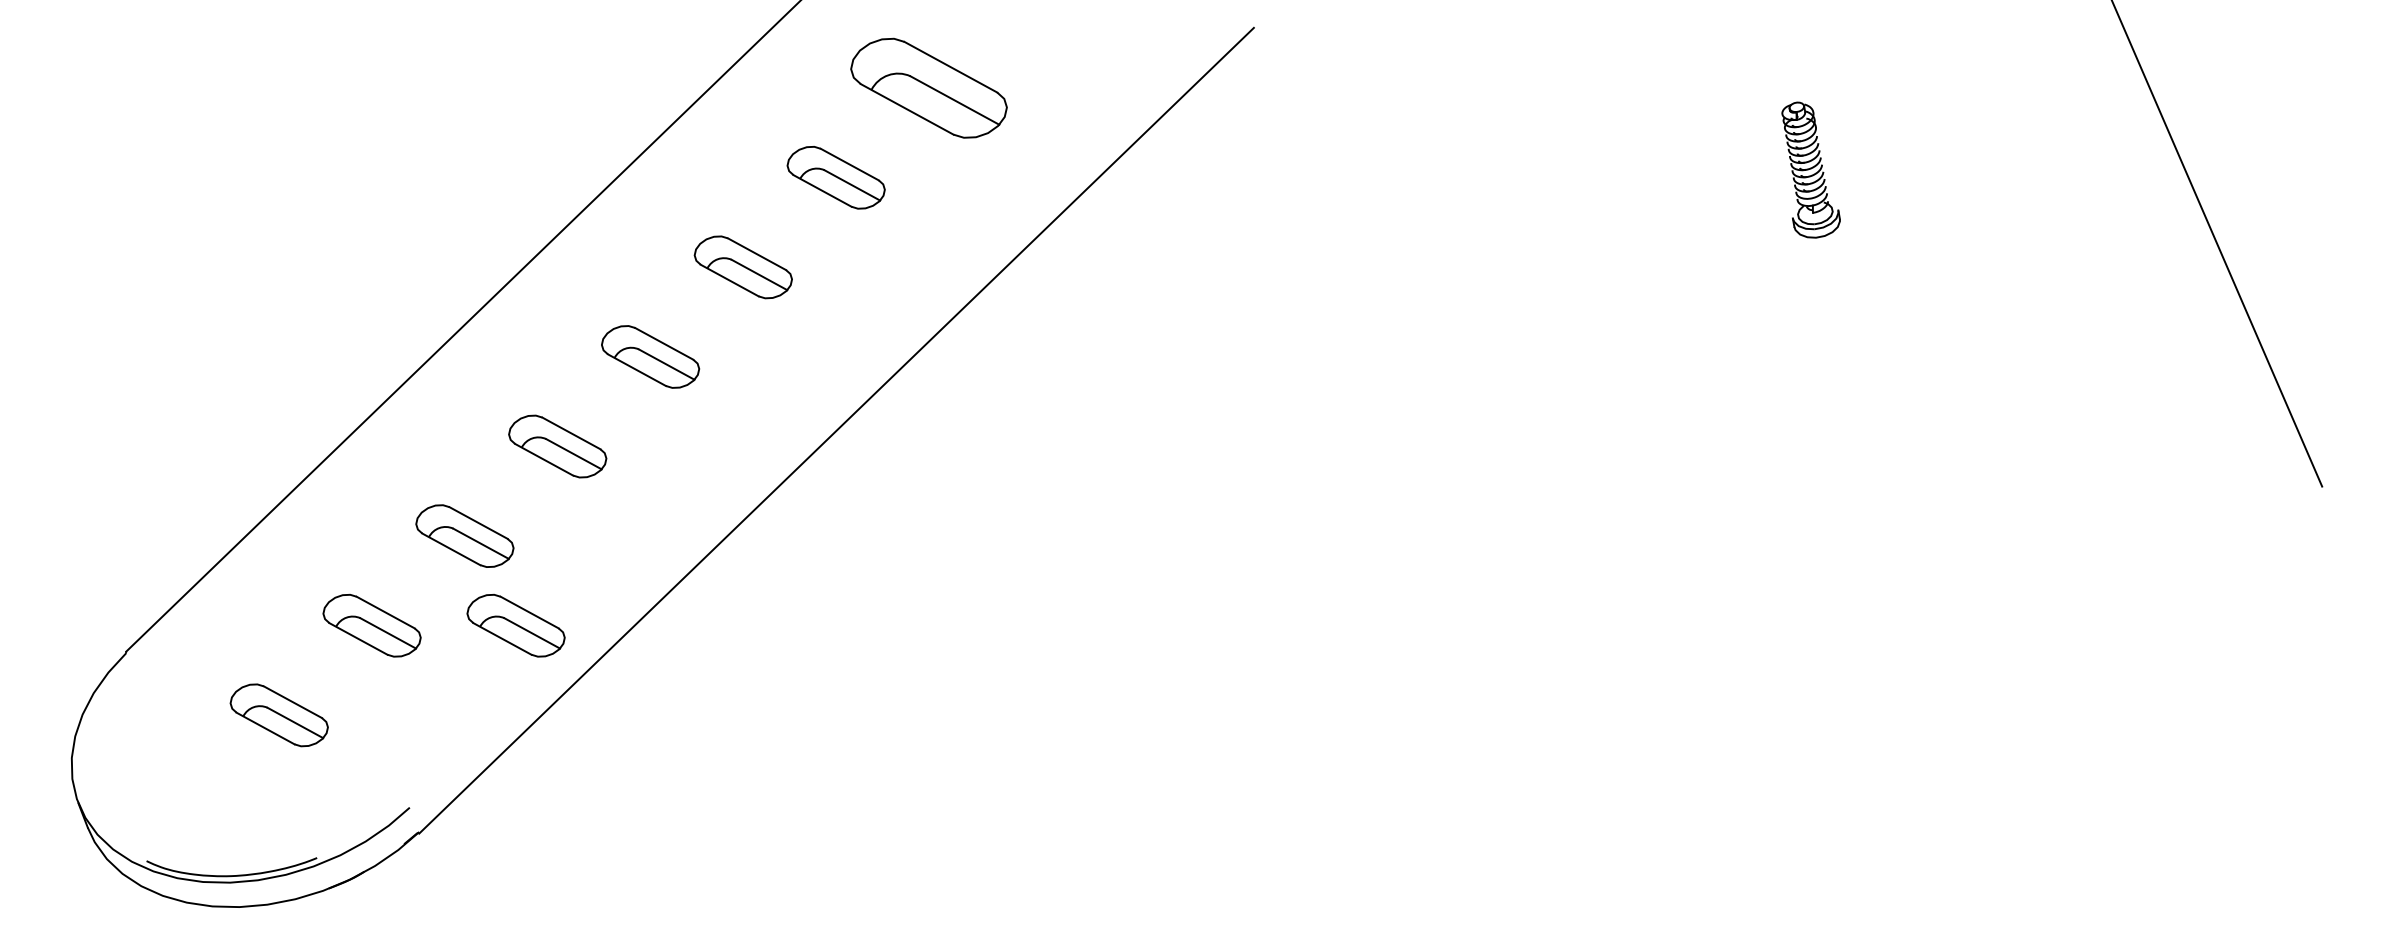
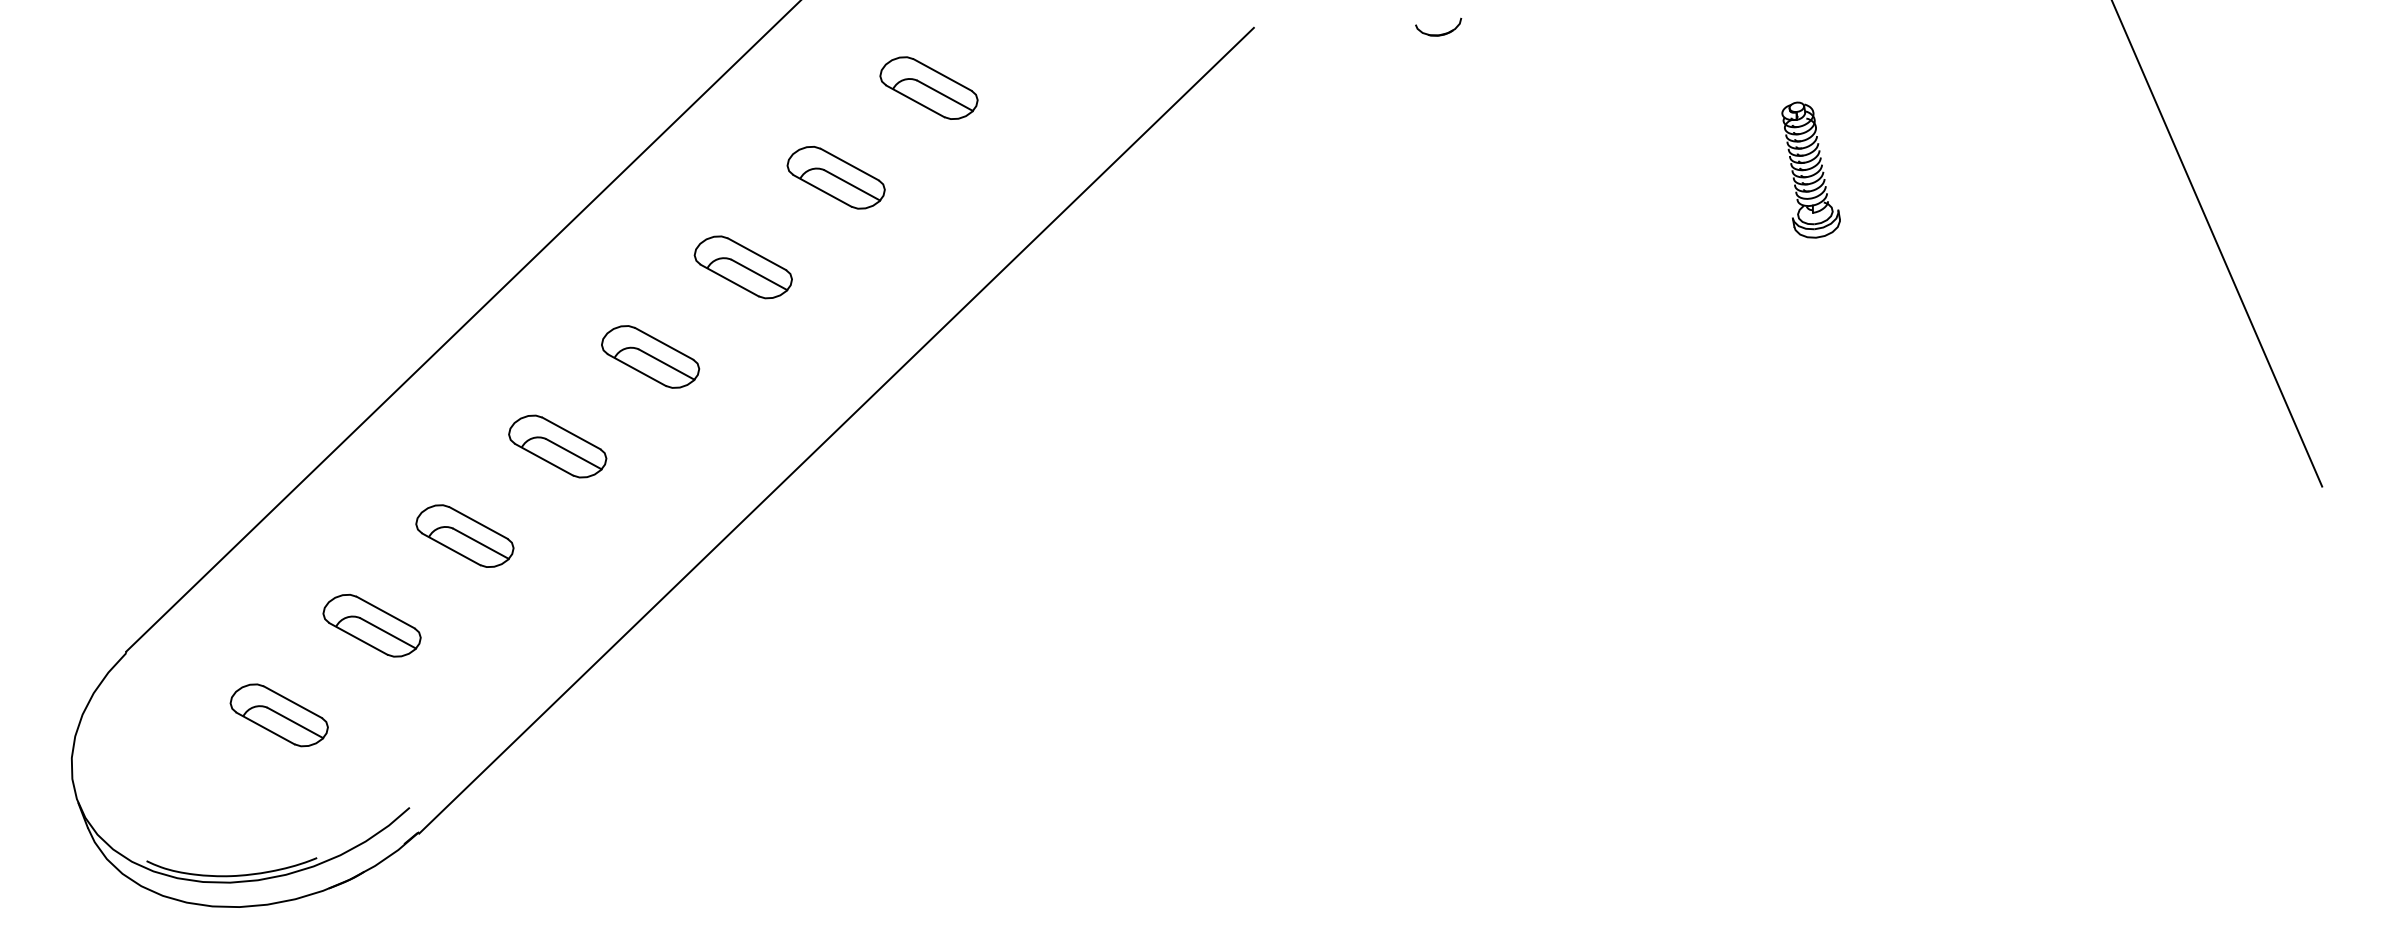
part: none -> present (1441, 33)
part size: 158x102 px -> 100x64 px (928, 87)
part: present -> none (515, 625)
